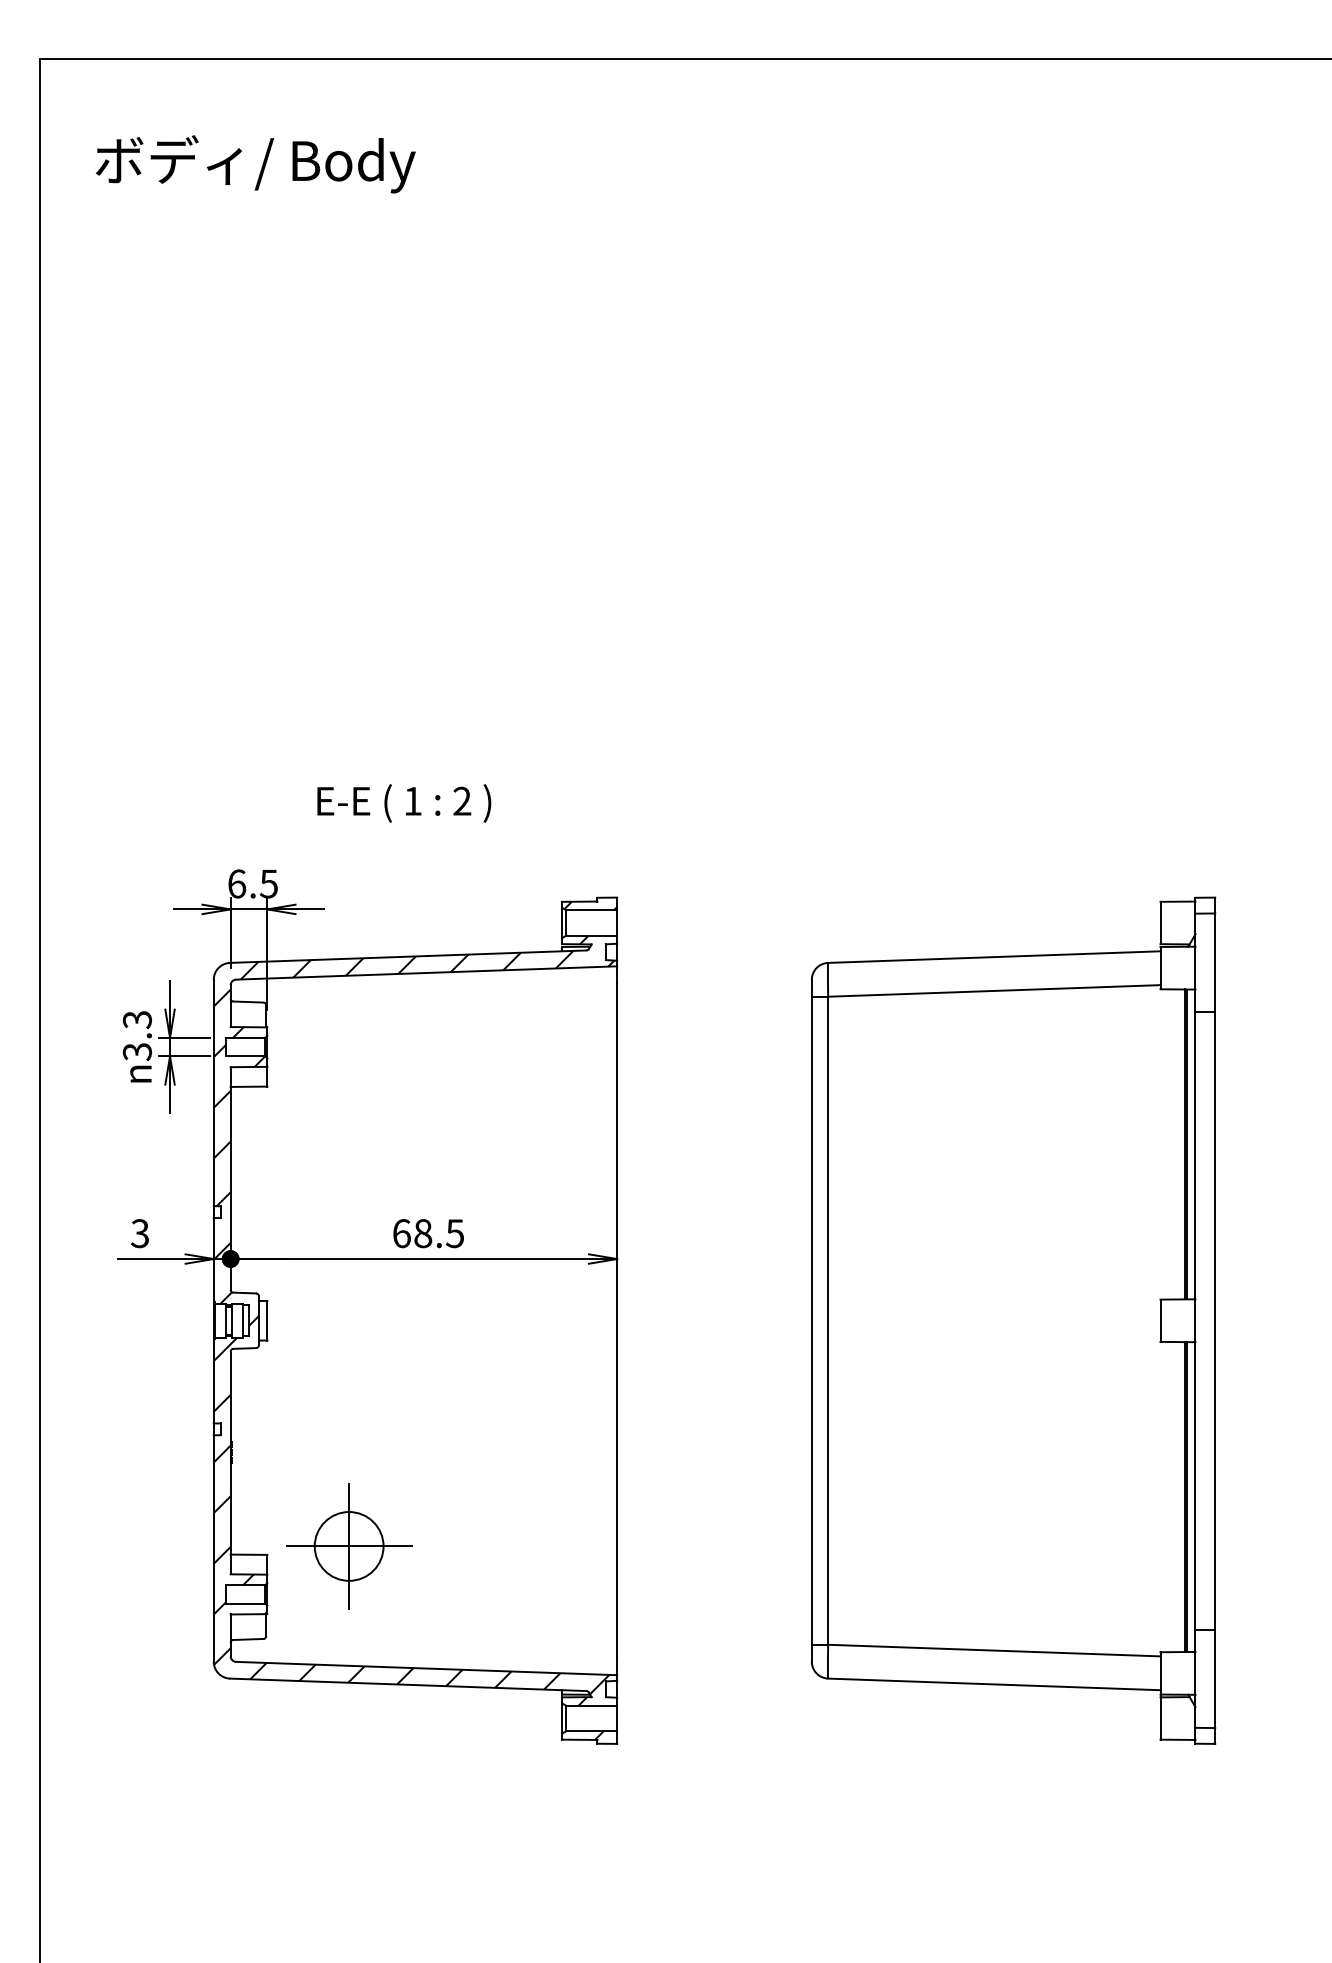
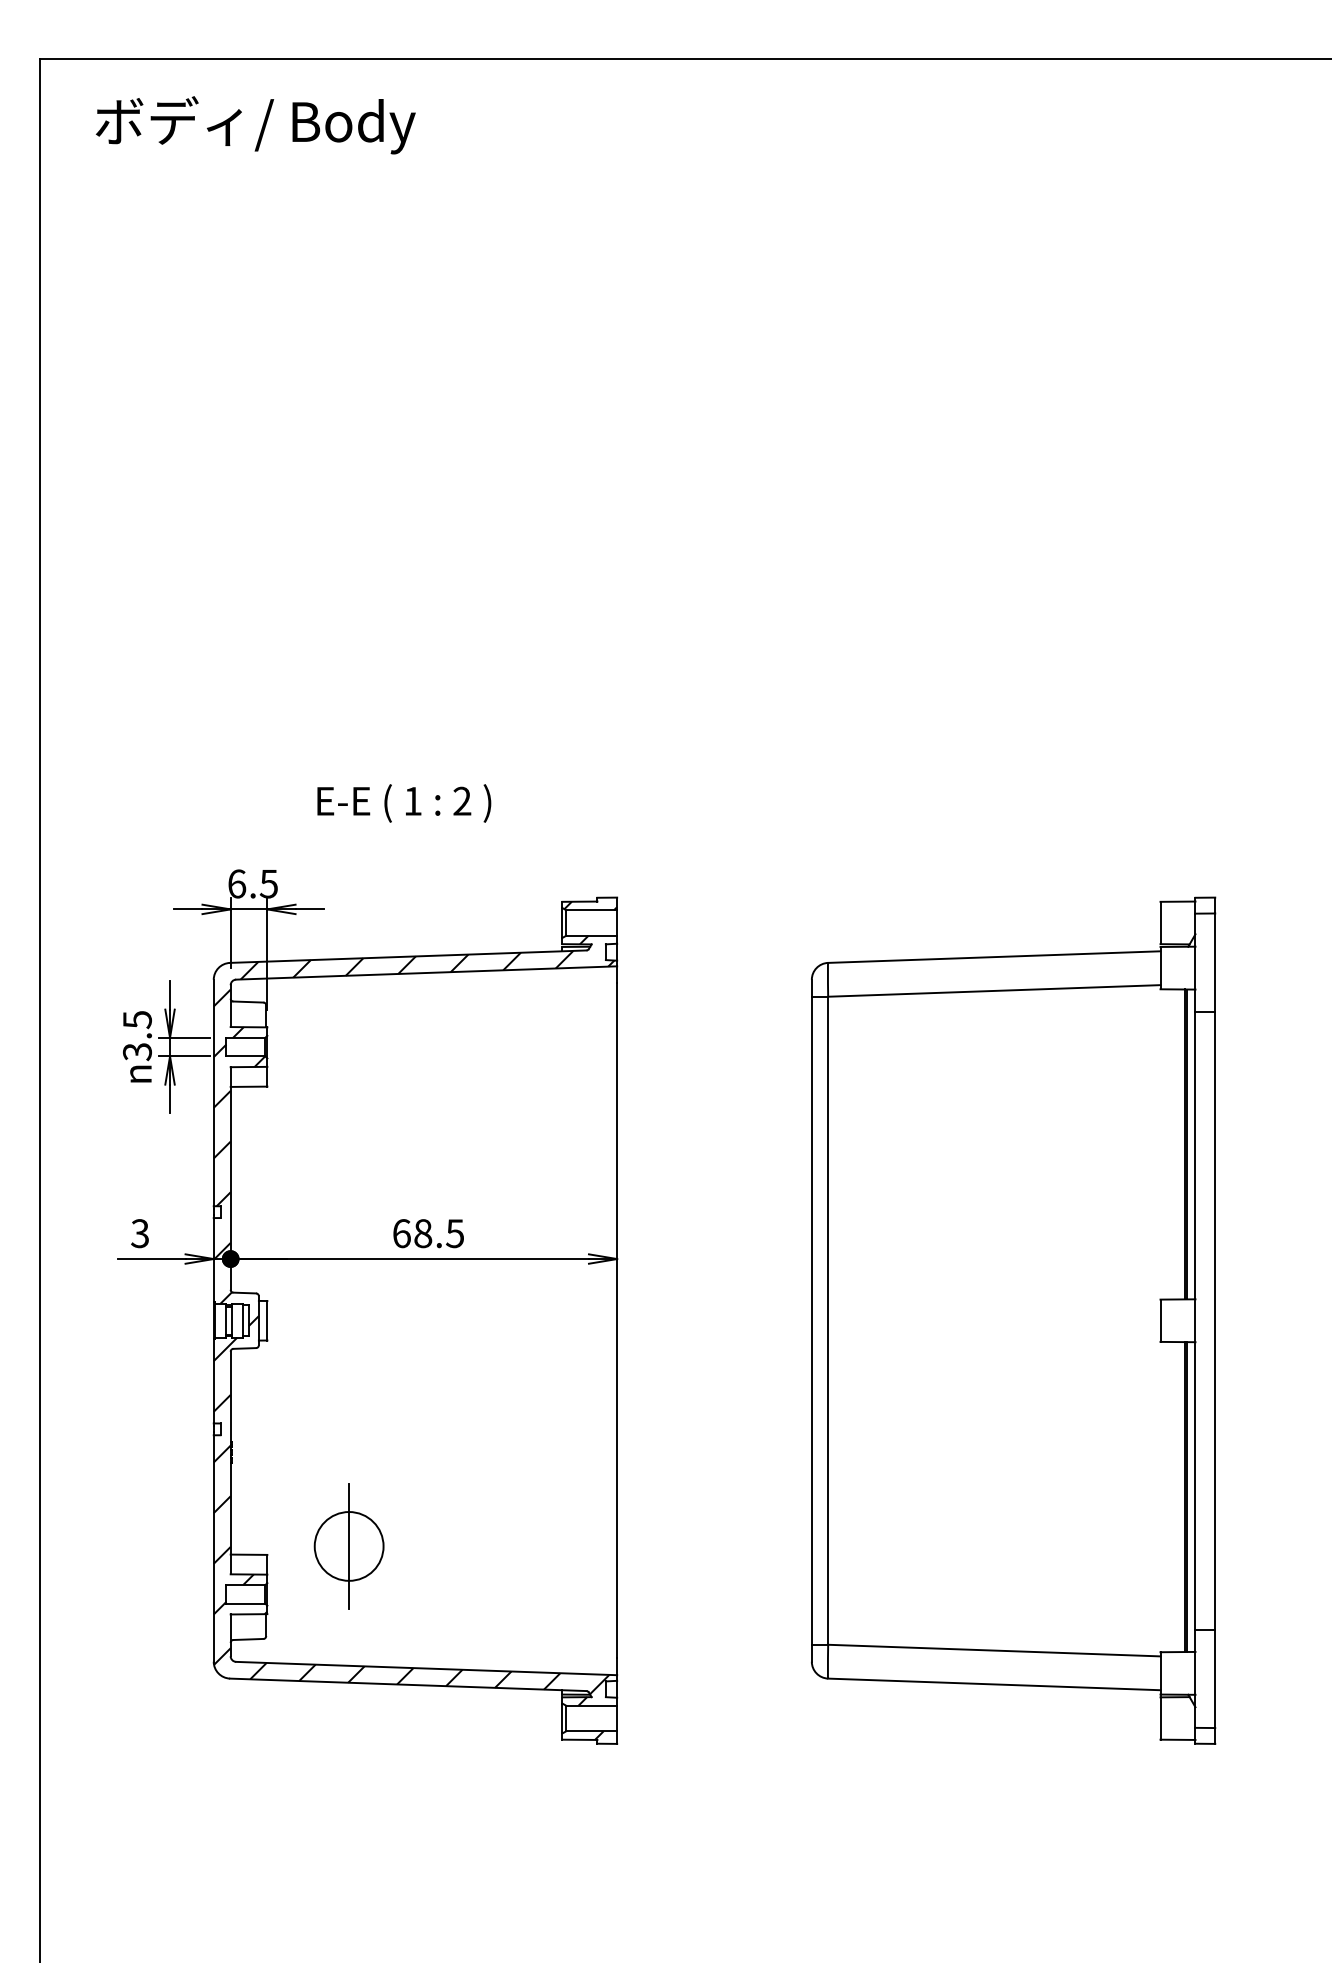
text position: (255, 164) -> (255, 125) (255, 125)
text: 3.3 -> 3.5 (137, 1019)
line: present -> none (348, 1546)
